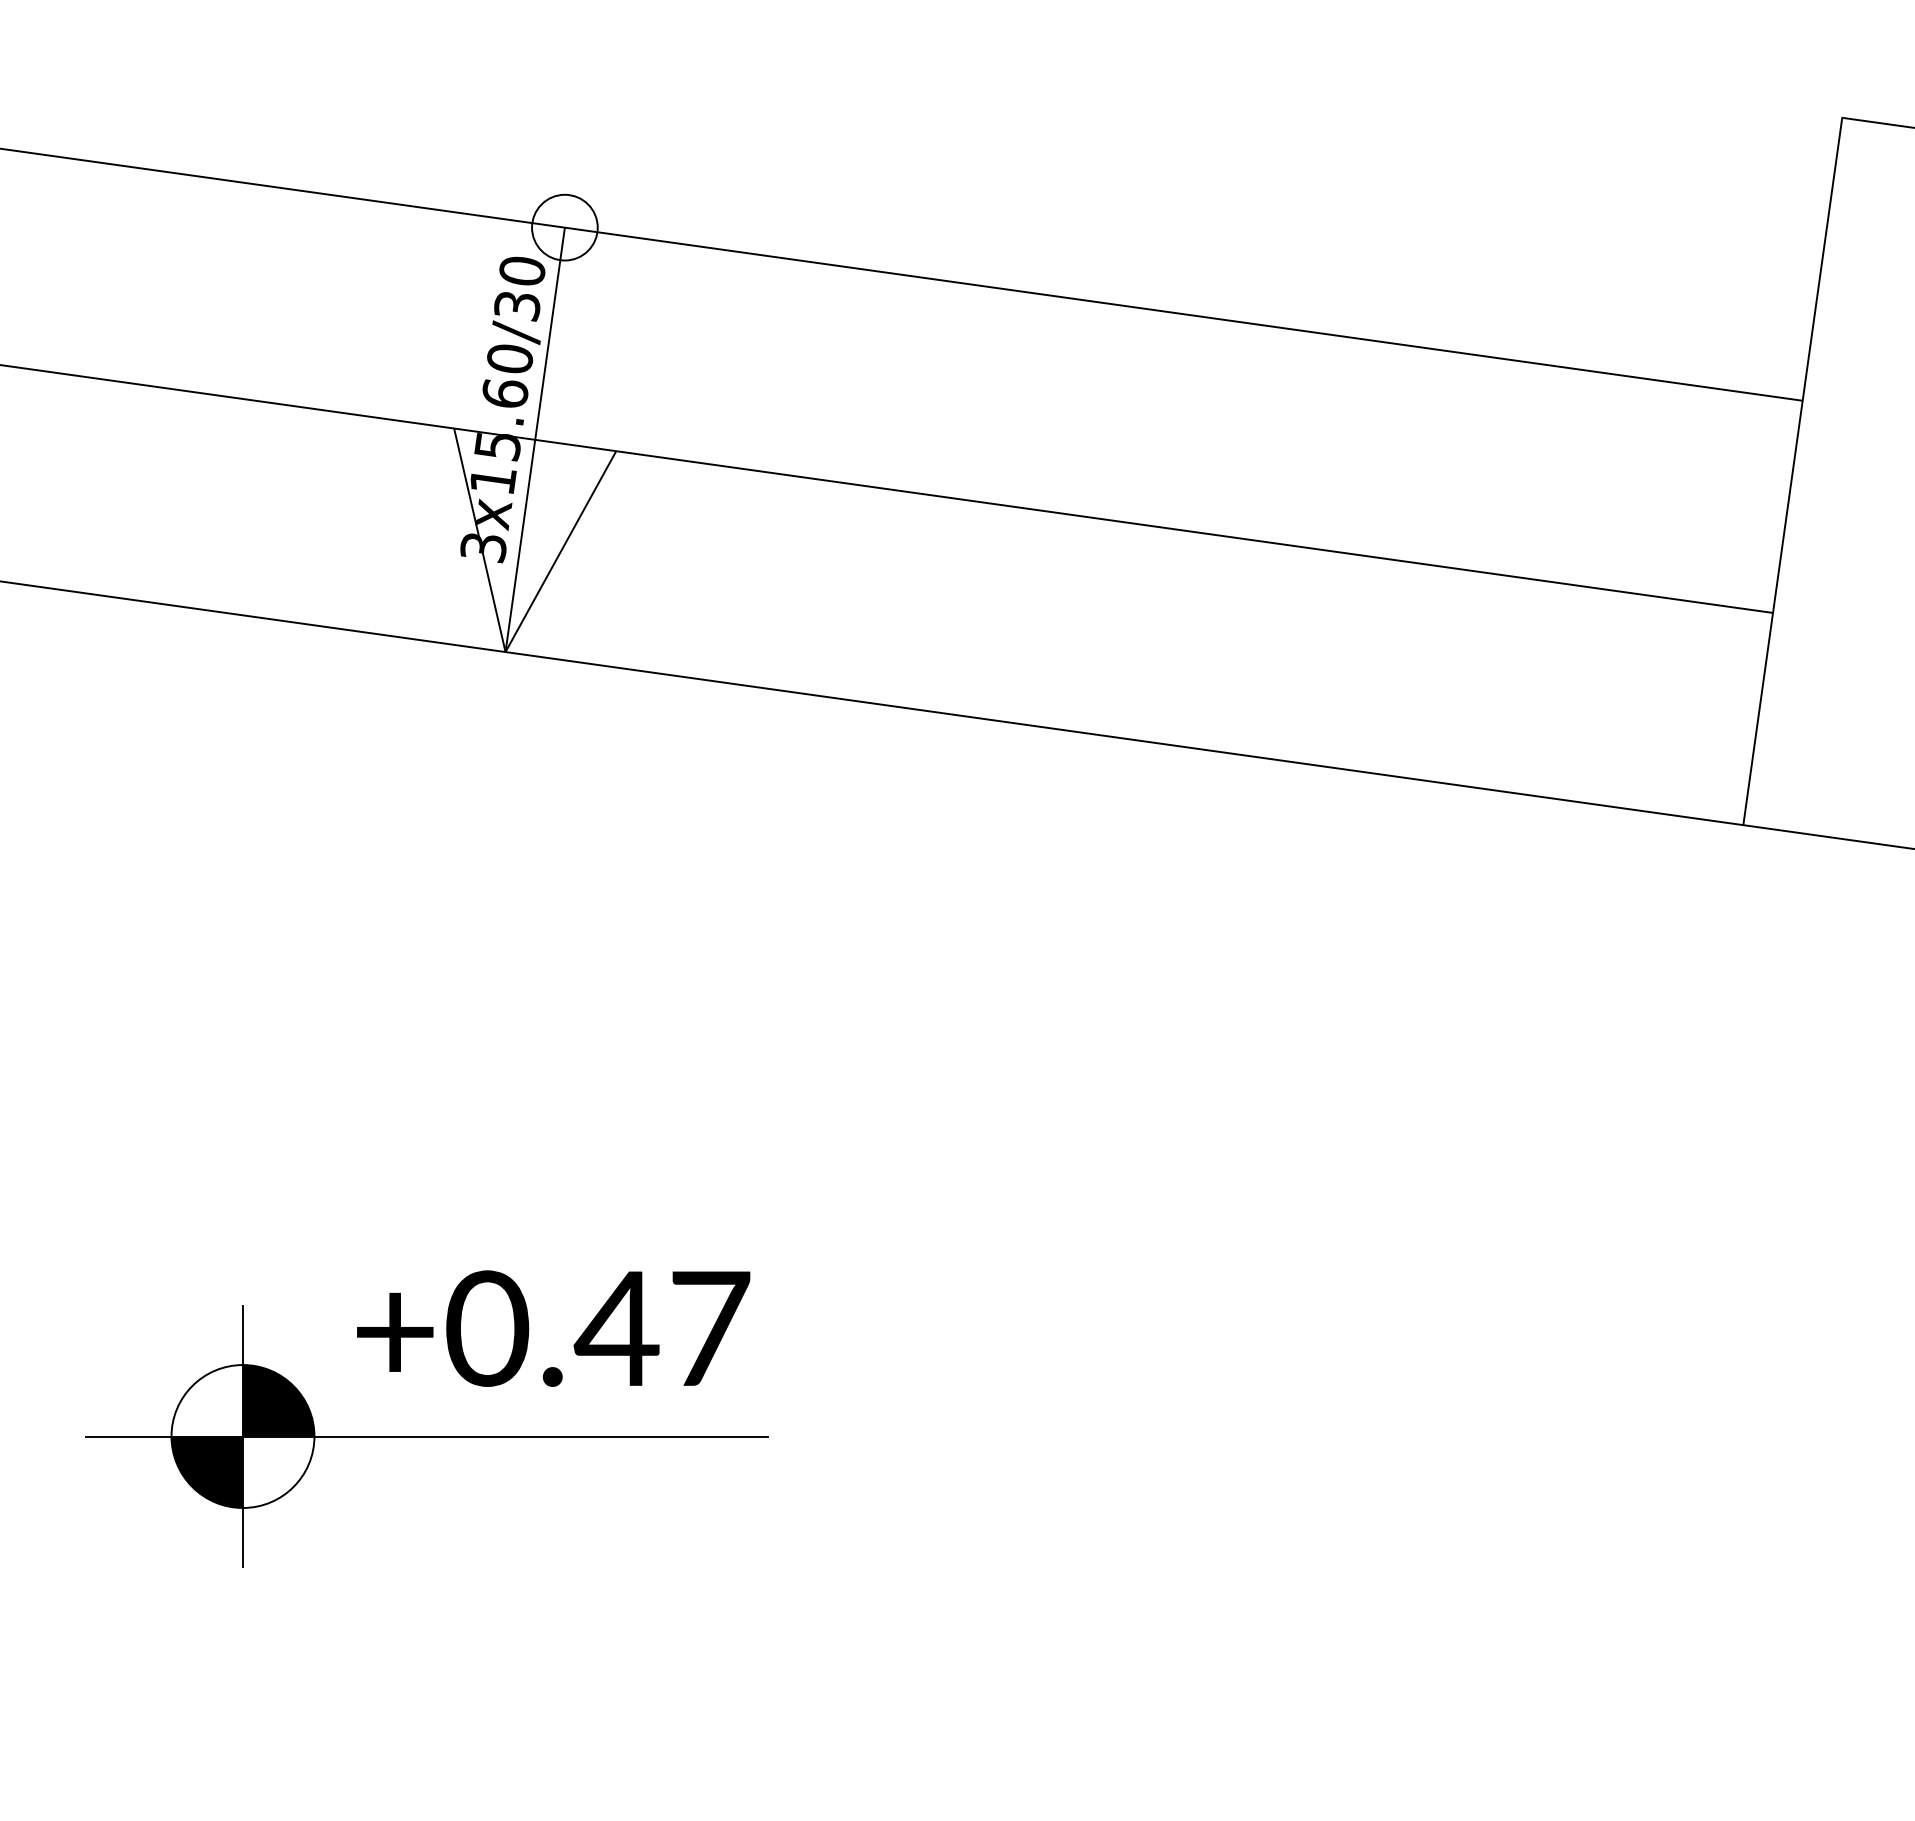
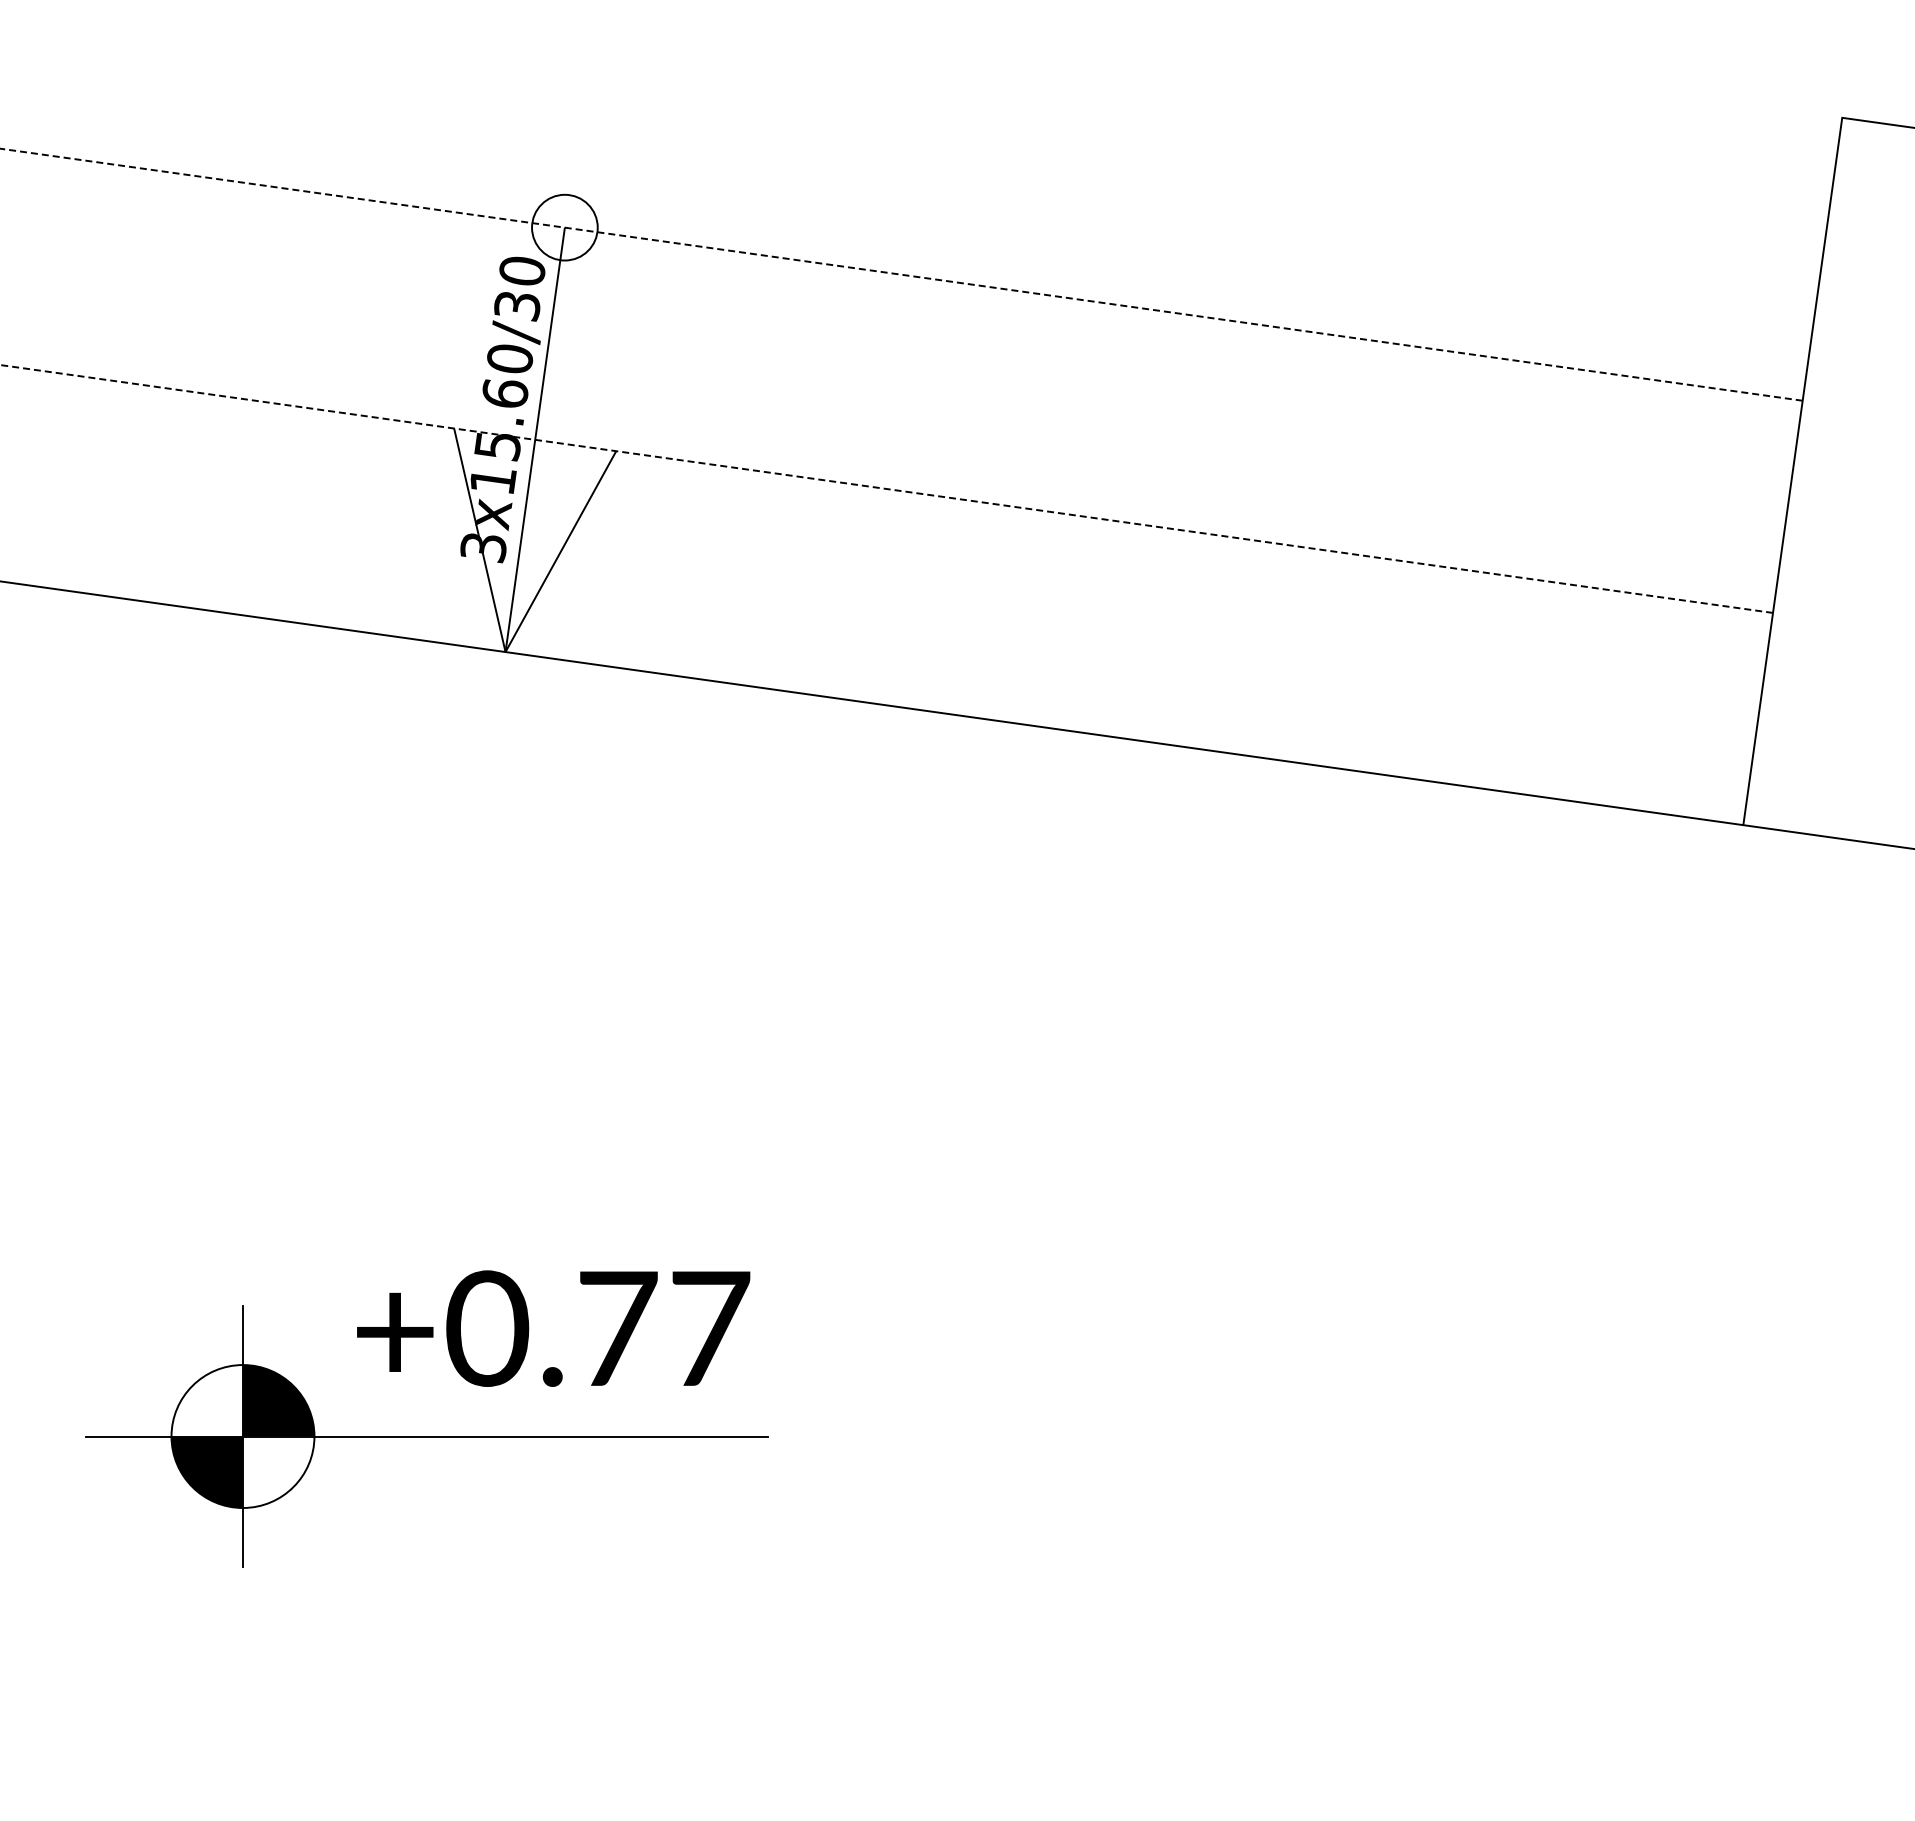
line: solid -> dashed (901, 274)
line: solid -> dashed (886, 489)
text: +0.47 -> +0.77 (616, 1328)
